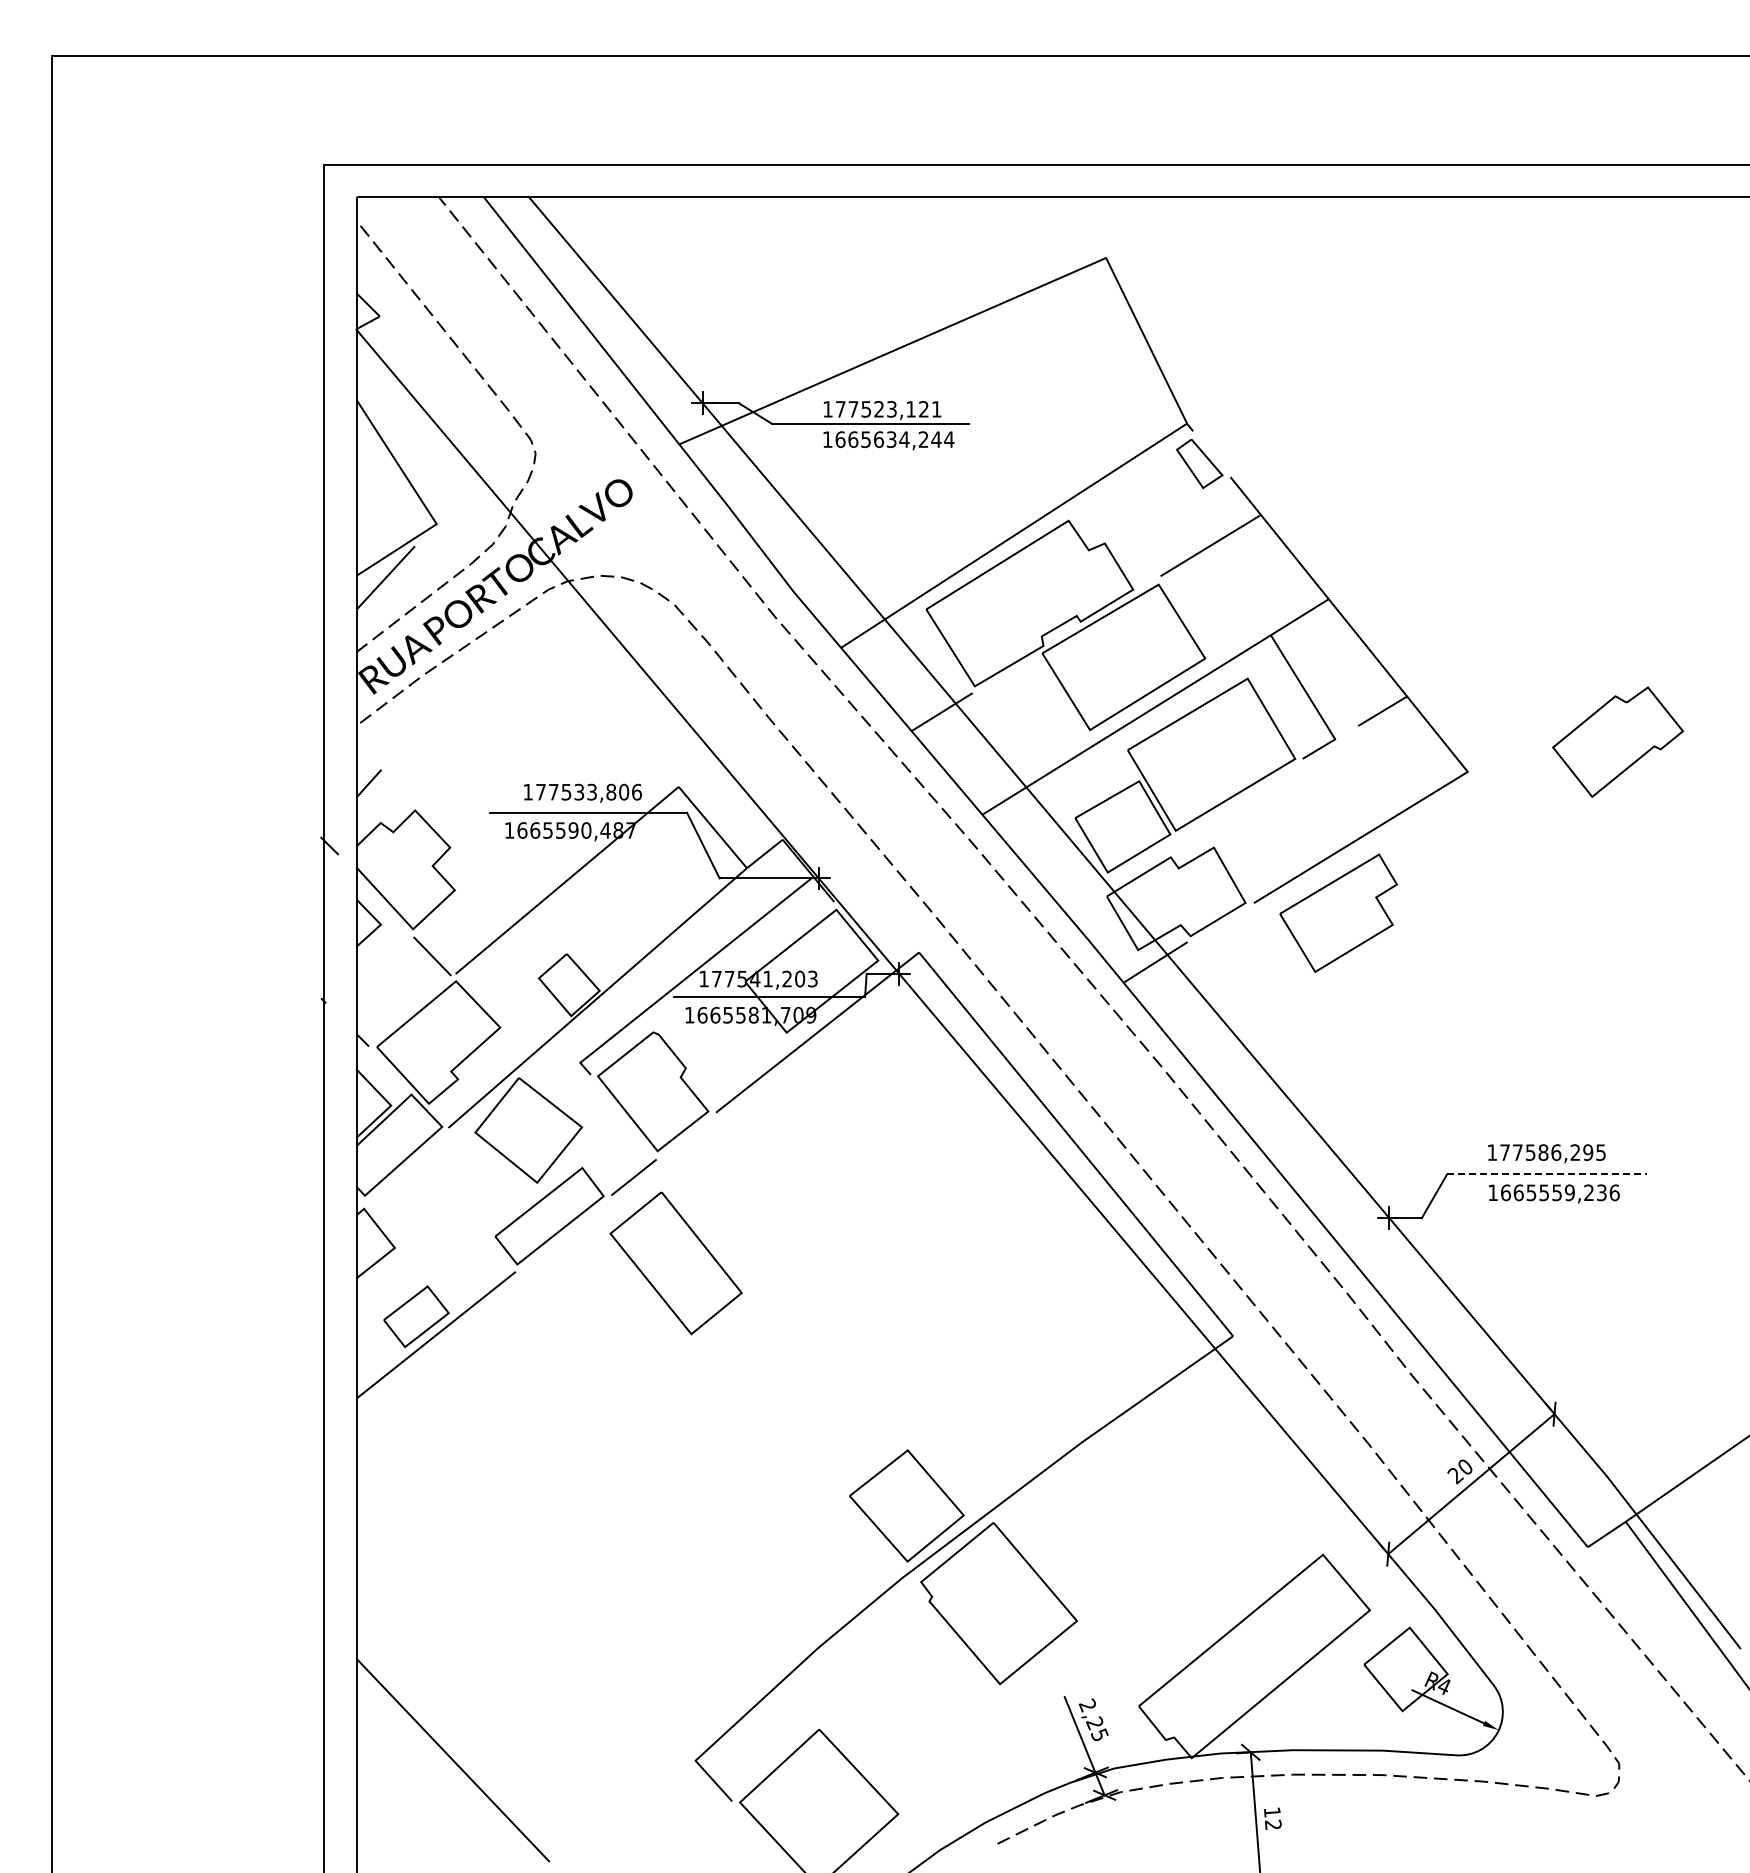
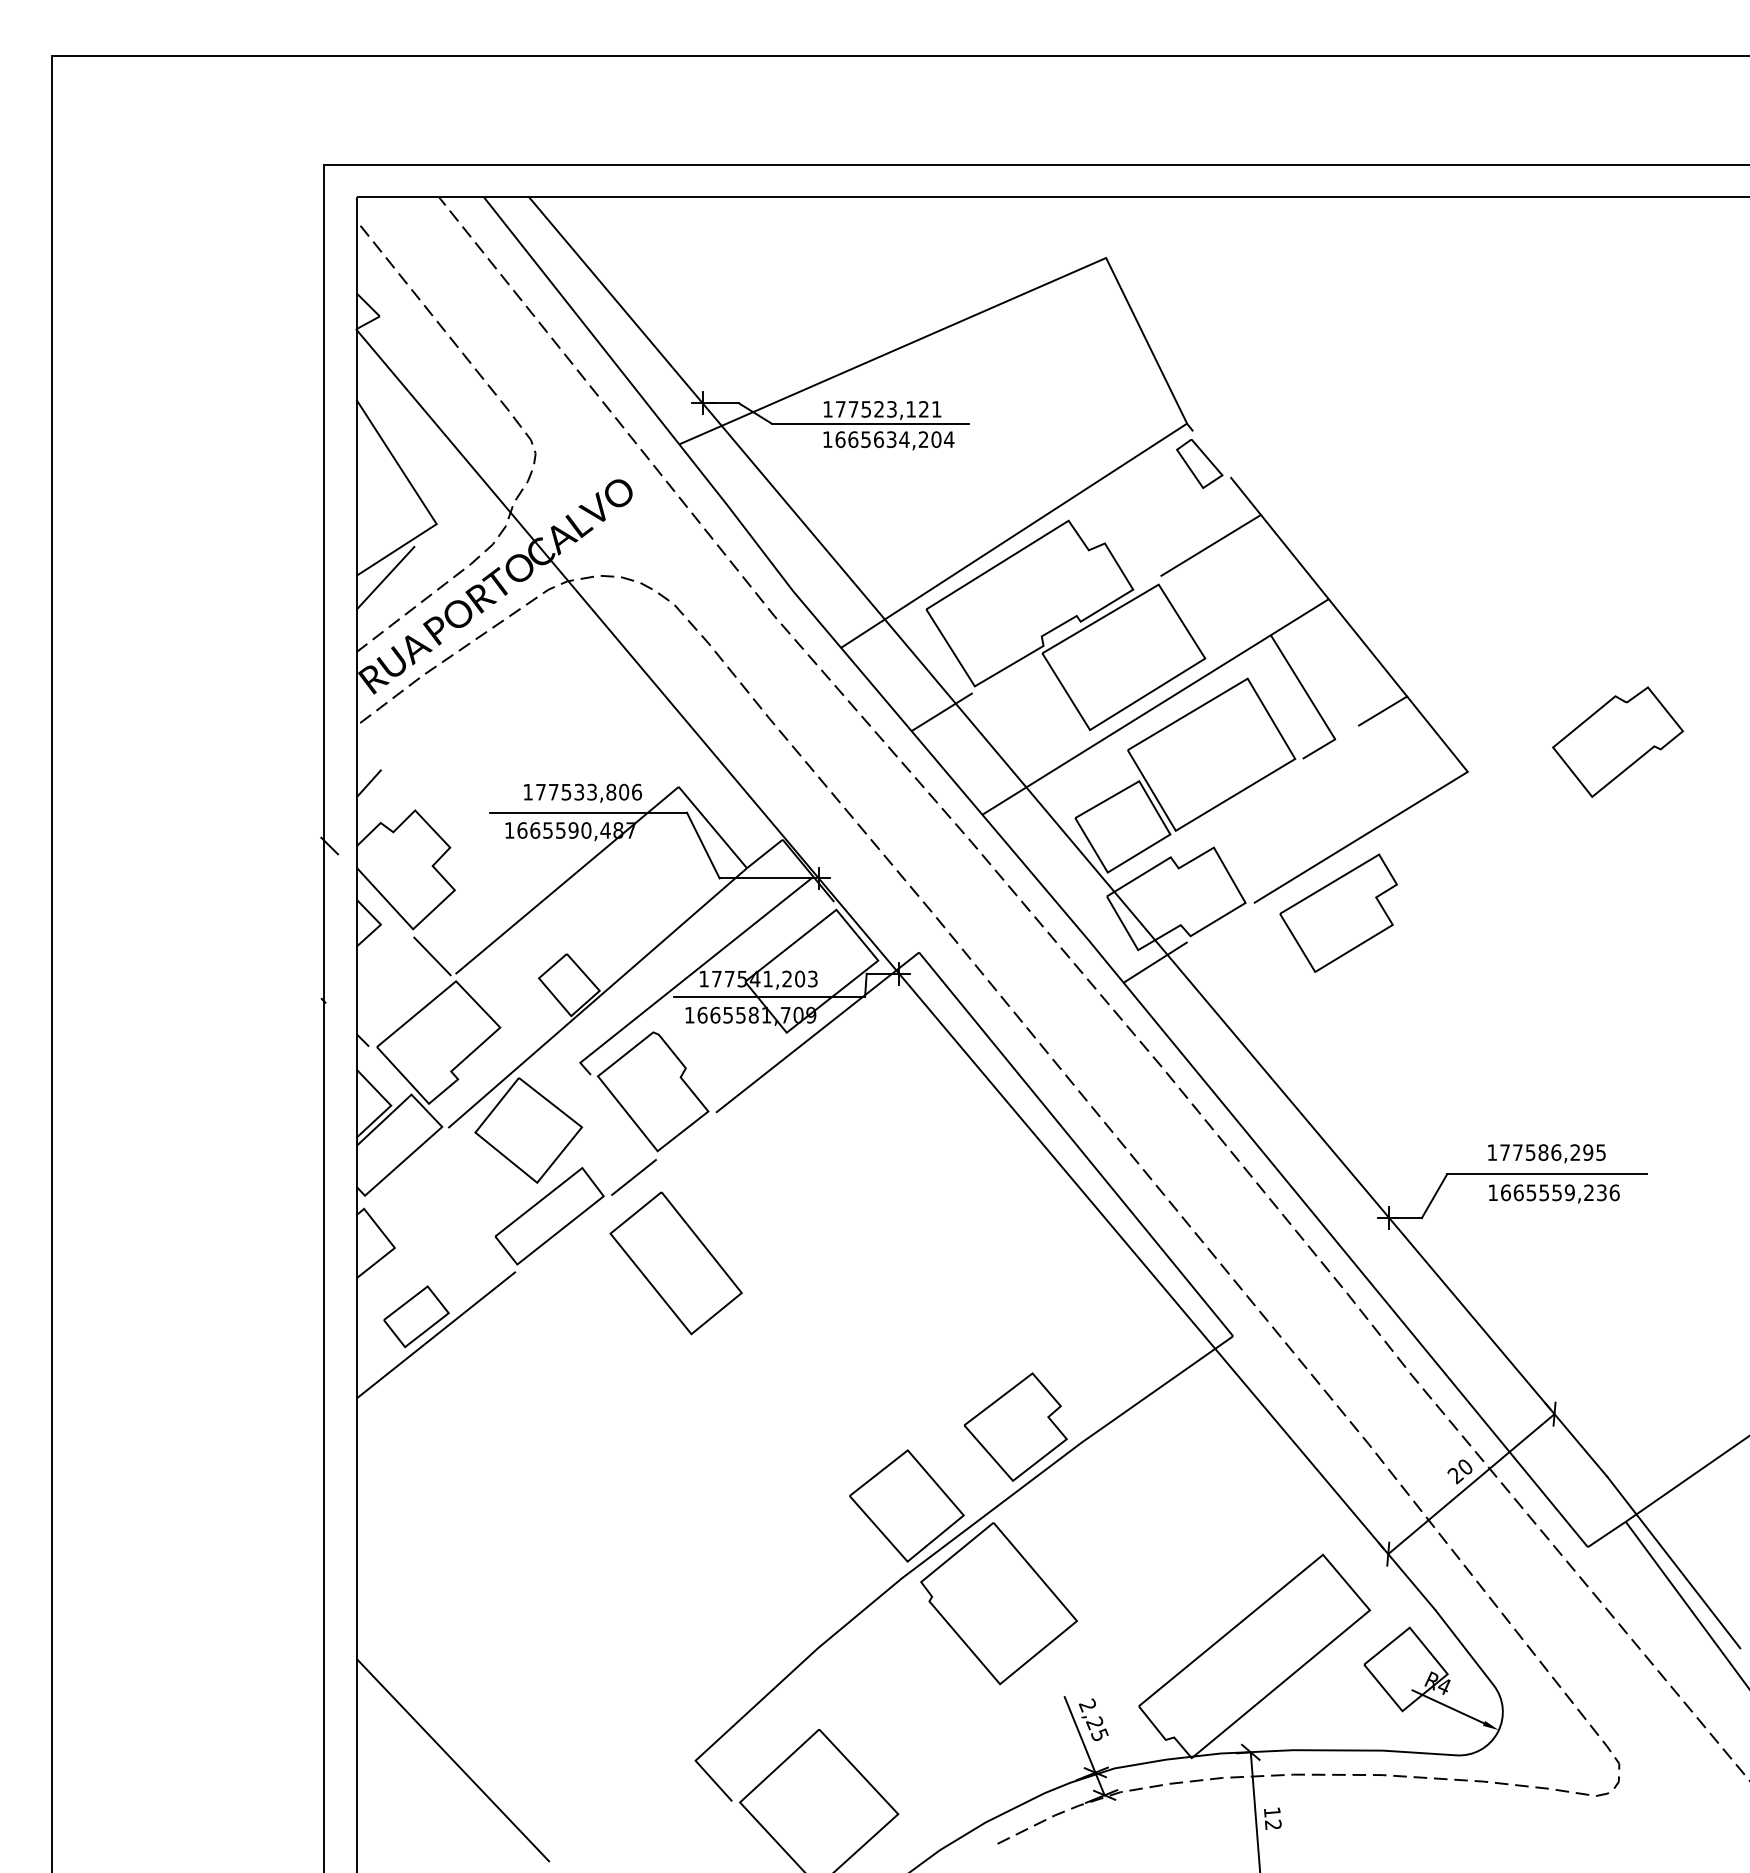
text: 1665634,244 -> 1665634,204 (936, 439)
line: dashed -> solid (1547, 1174)
part: none -> present (1015, 1426)
